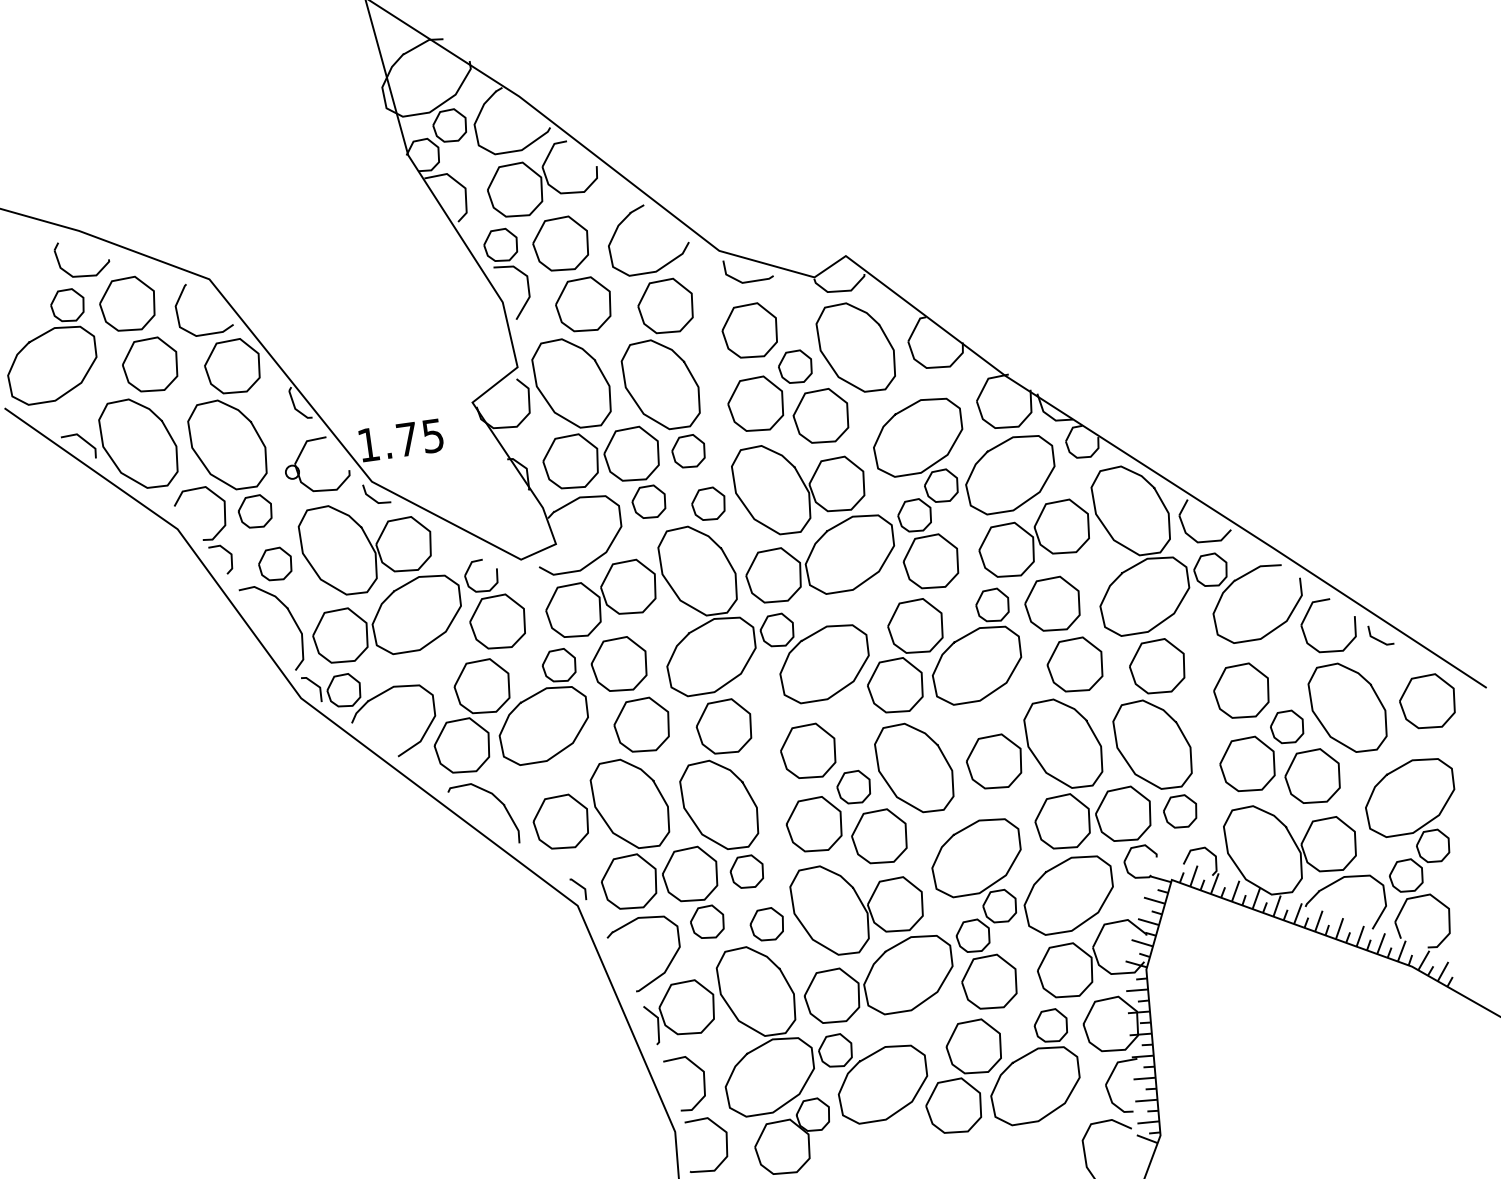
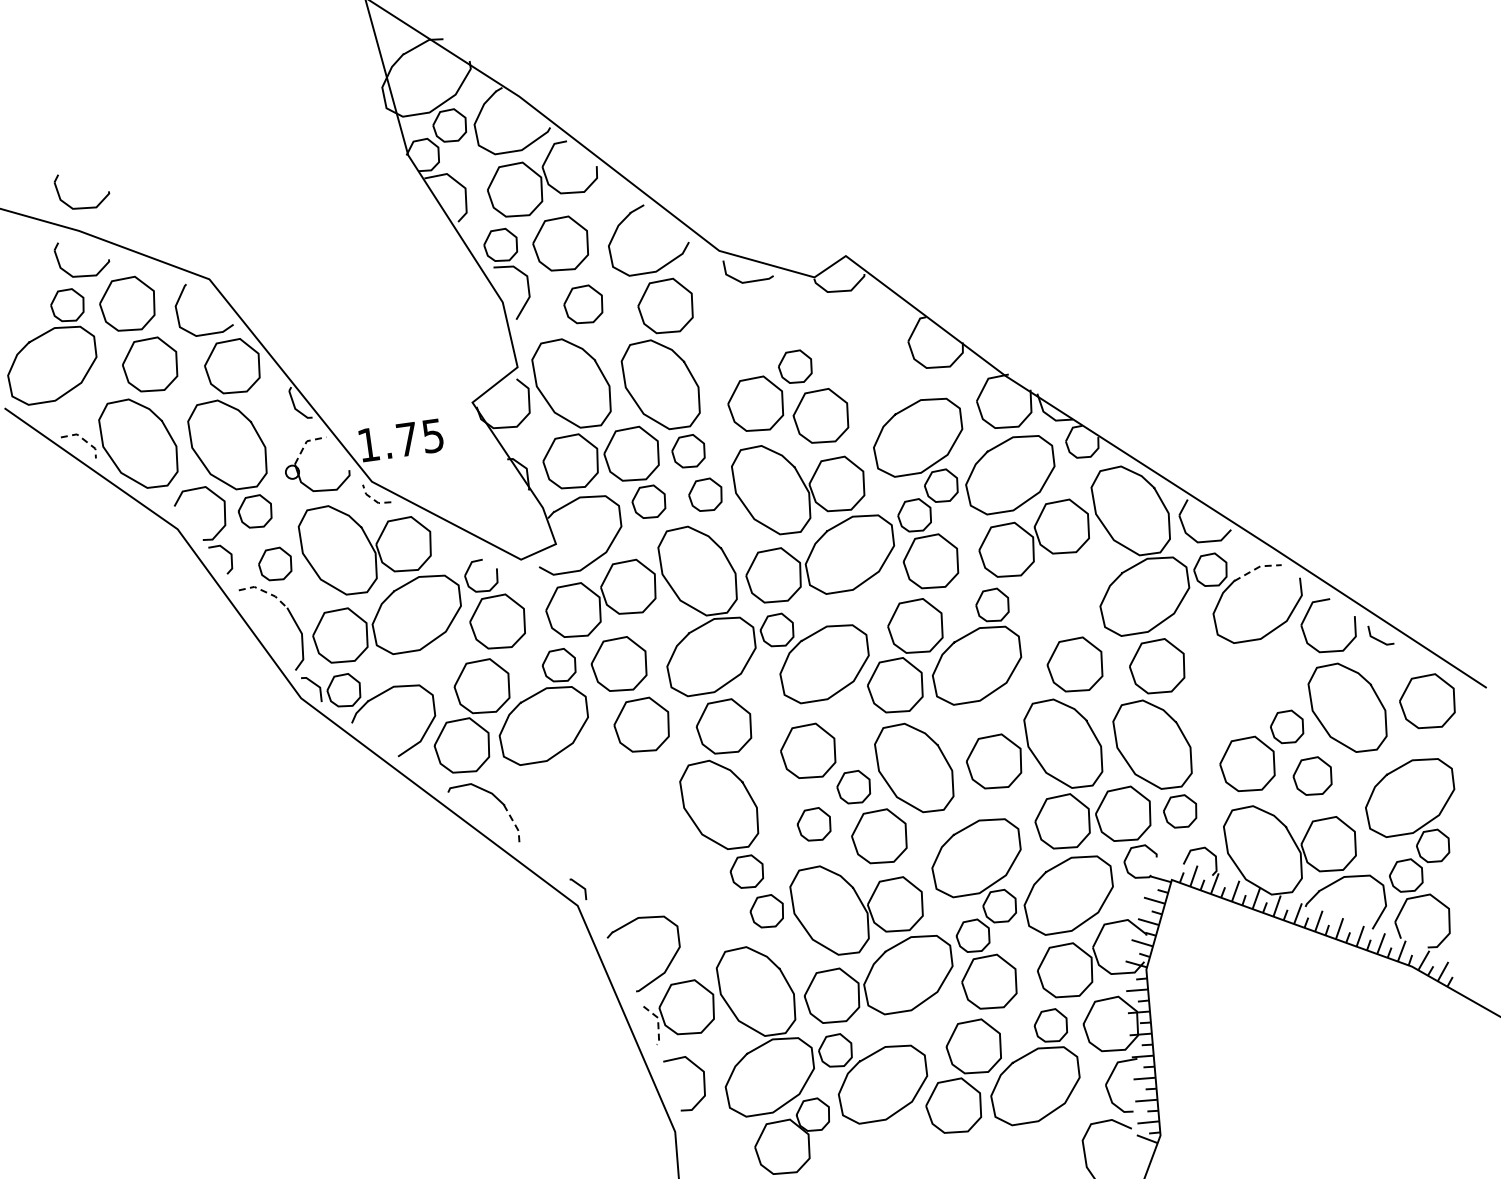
part: none -> present (81, 207)
part size: 57x57 px -> 41x41 px (583, 304)
part: present -> none (749, 330)
curve: present -> none (831, 364)
line: solid -> dashed (83, 439)
line: solid -> dashed (305, 443)
line: solid -> dashed (373, 499)
part position: (708, 503) -> (705, 494) (705, 494)
line: solid -> dashed (1257, 567)
line: solid -> dashed (265, 592)
part: present -> none (1052, 603)
part: present -> none (1241, 690)
part size: 57x56 px -> 41x40 px (1312, 775)
line: solid -> dashed (514, 824)
part size: 58x57 px -> 36x35 px (813, 824)
part: present -> none (628, 848)
part position: (766, 924) -> (766, 911) (766, 911)
line: solid -> dashed (658, 1022)
curve: present -> none (725, 1140)
